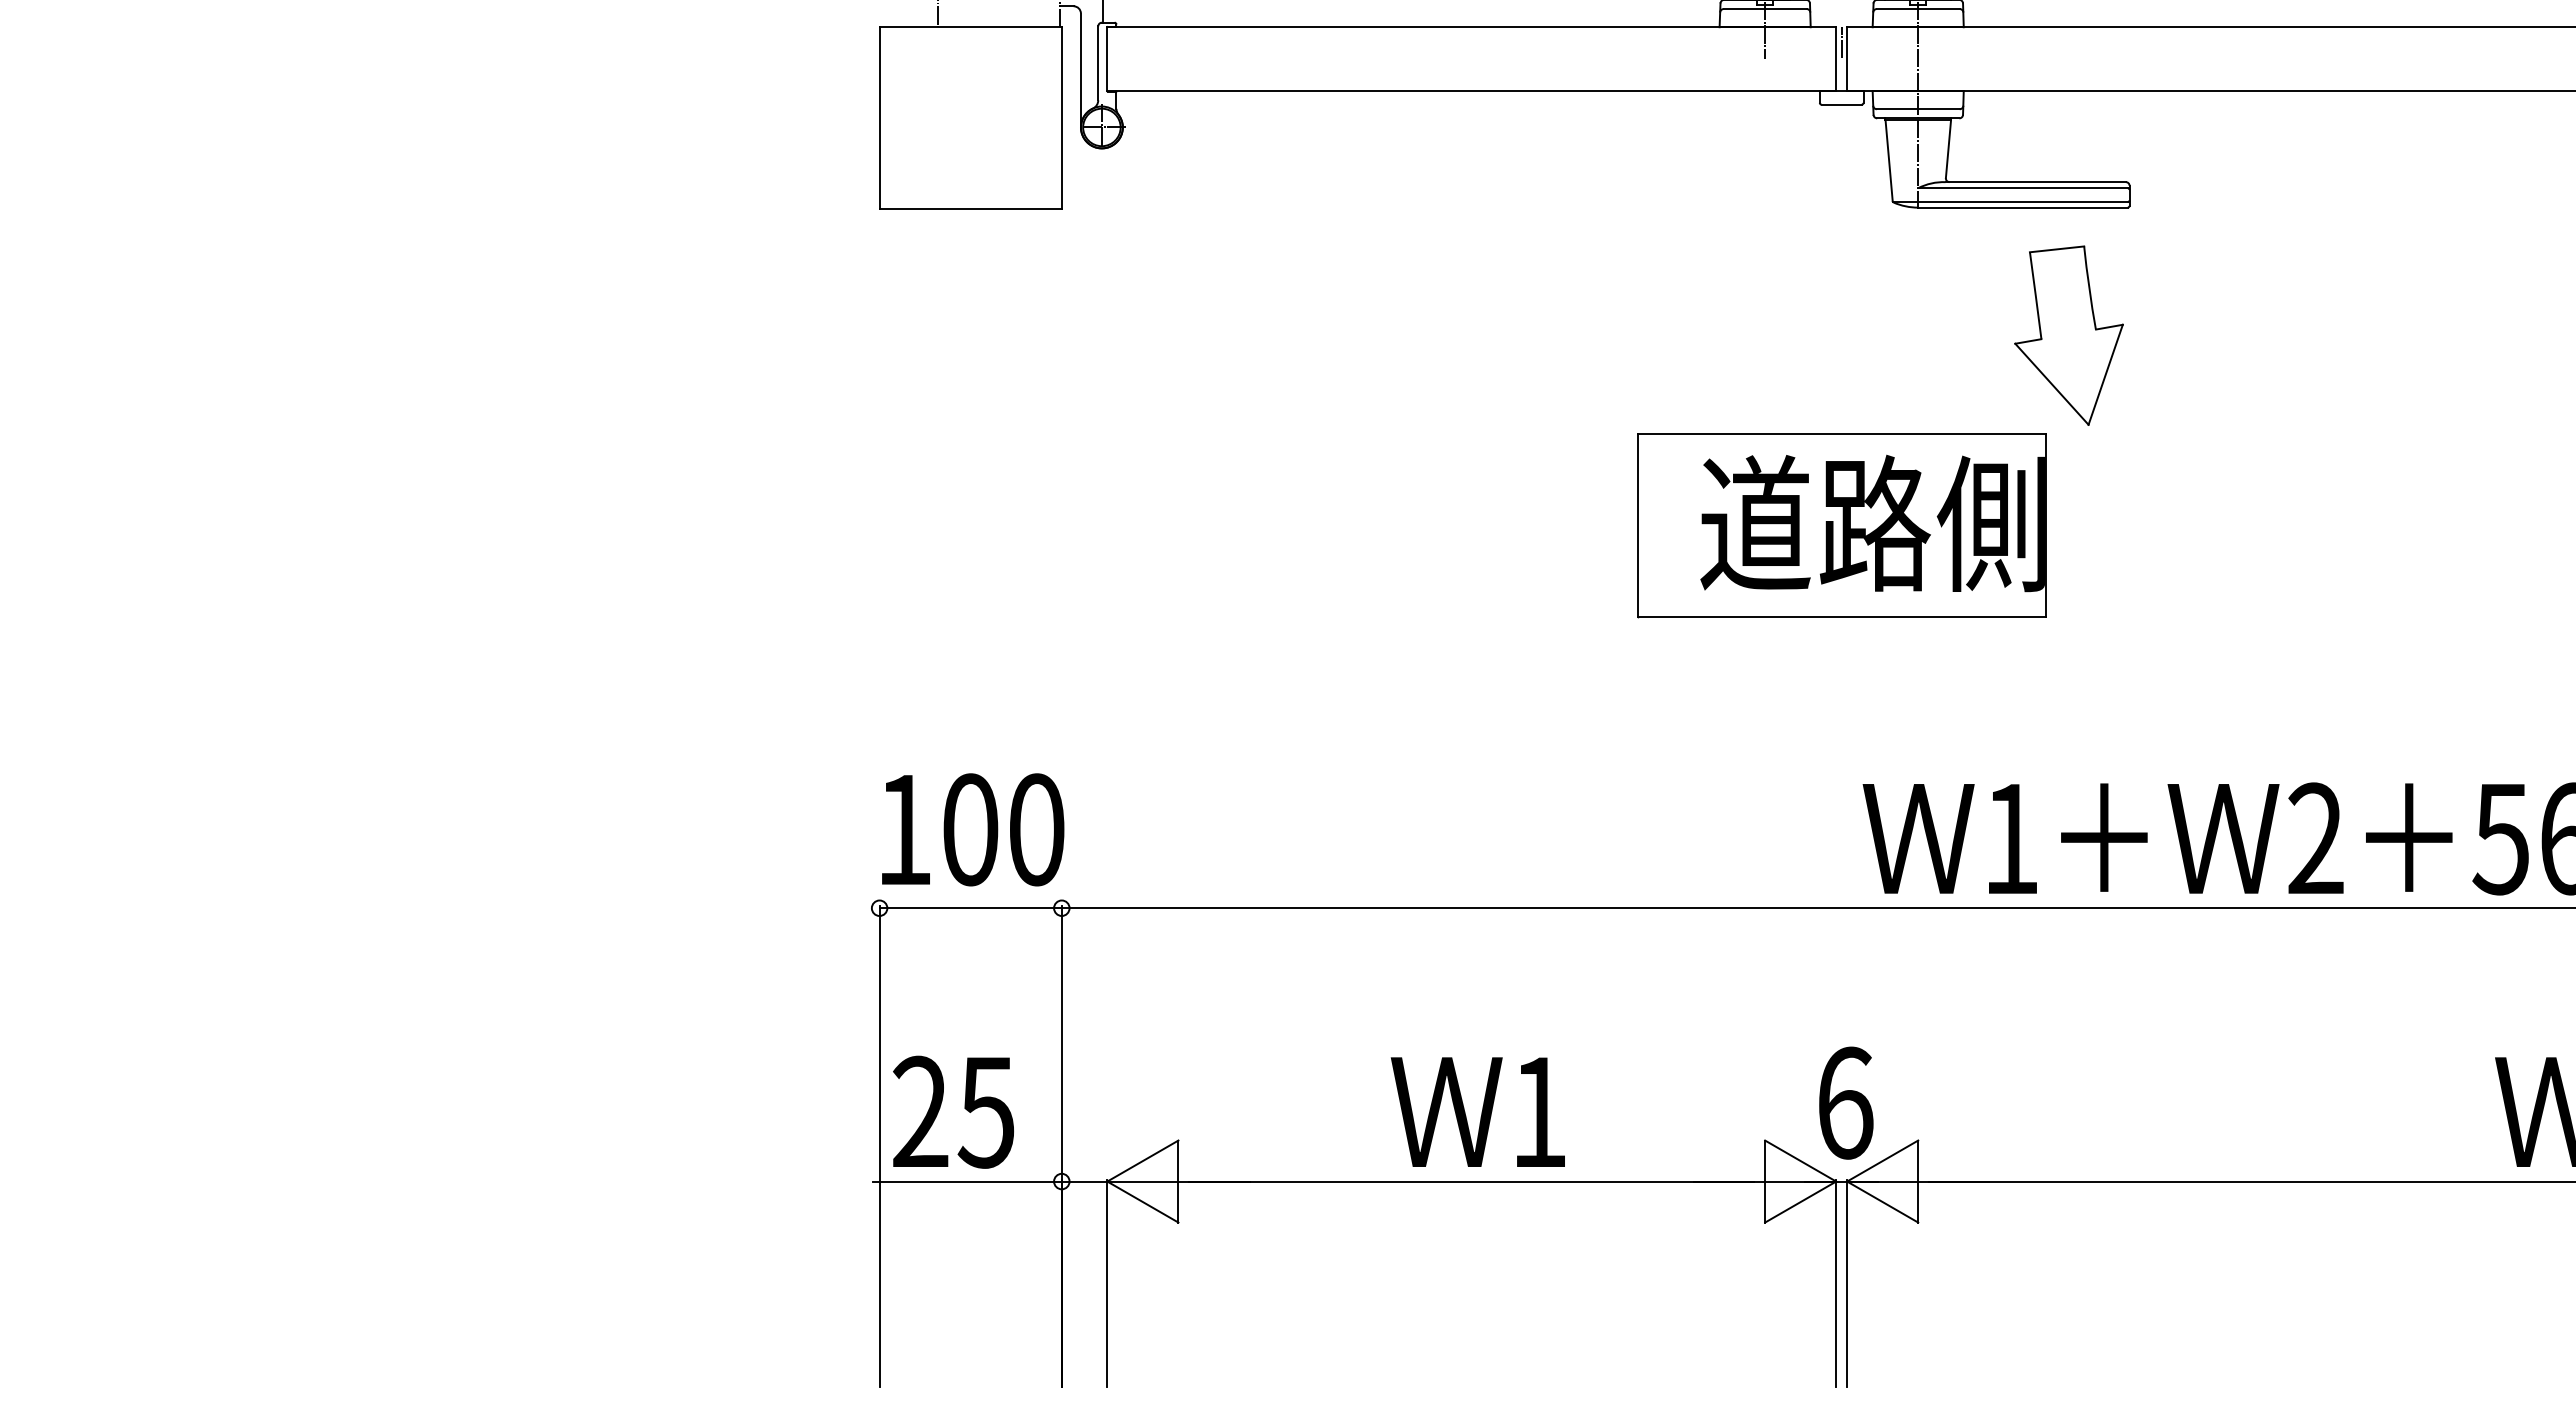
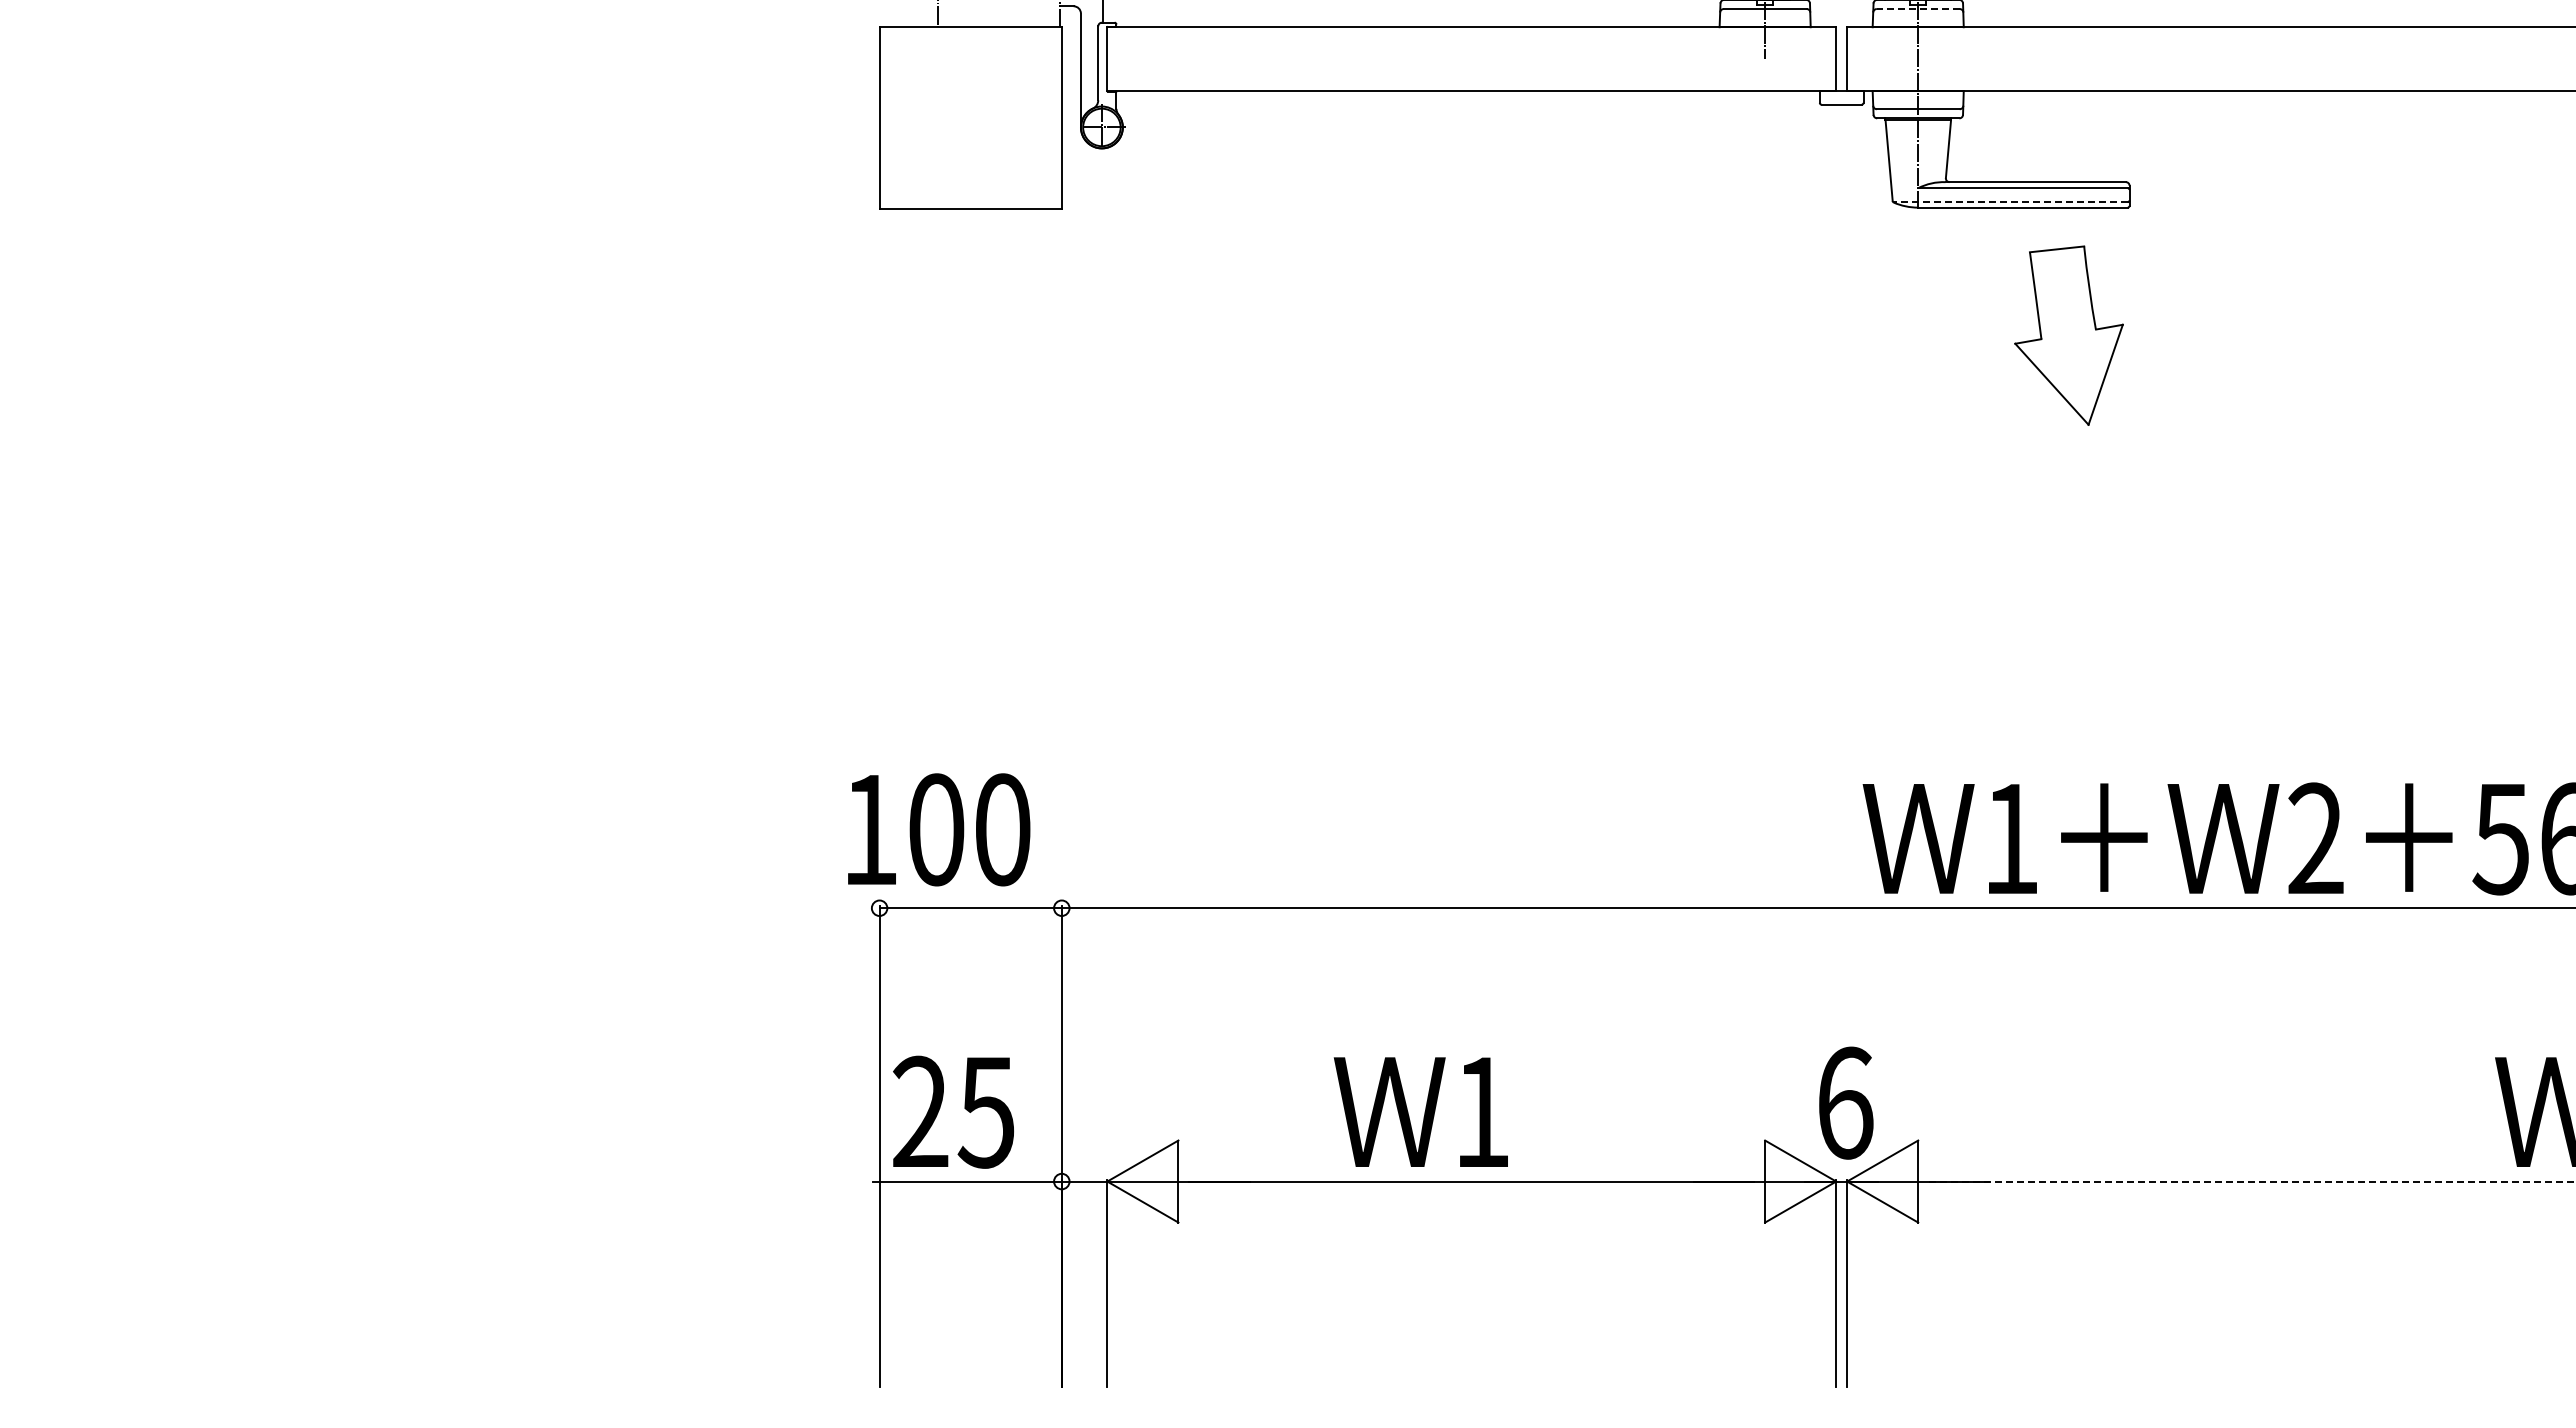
line: solid -> dashed (1917, 9)
line: present -> none (1841, 42)
line: solid -> dashed (2009, 202)
part: present -> none (1841, 525)
text position: (973, 829) -> (939, 829) (939, 829)
text position: (1477, 1111) -> (1420, 1111) (1420, 1111)
line: solid -> dashed (2253, 1181)
